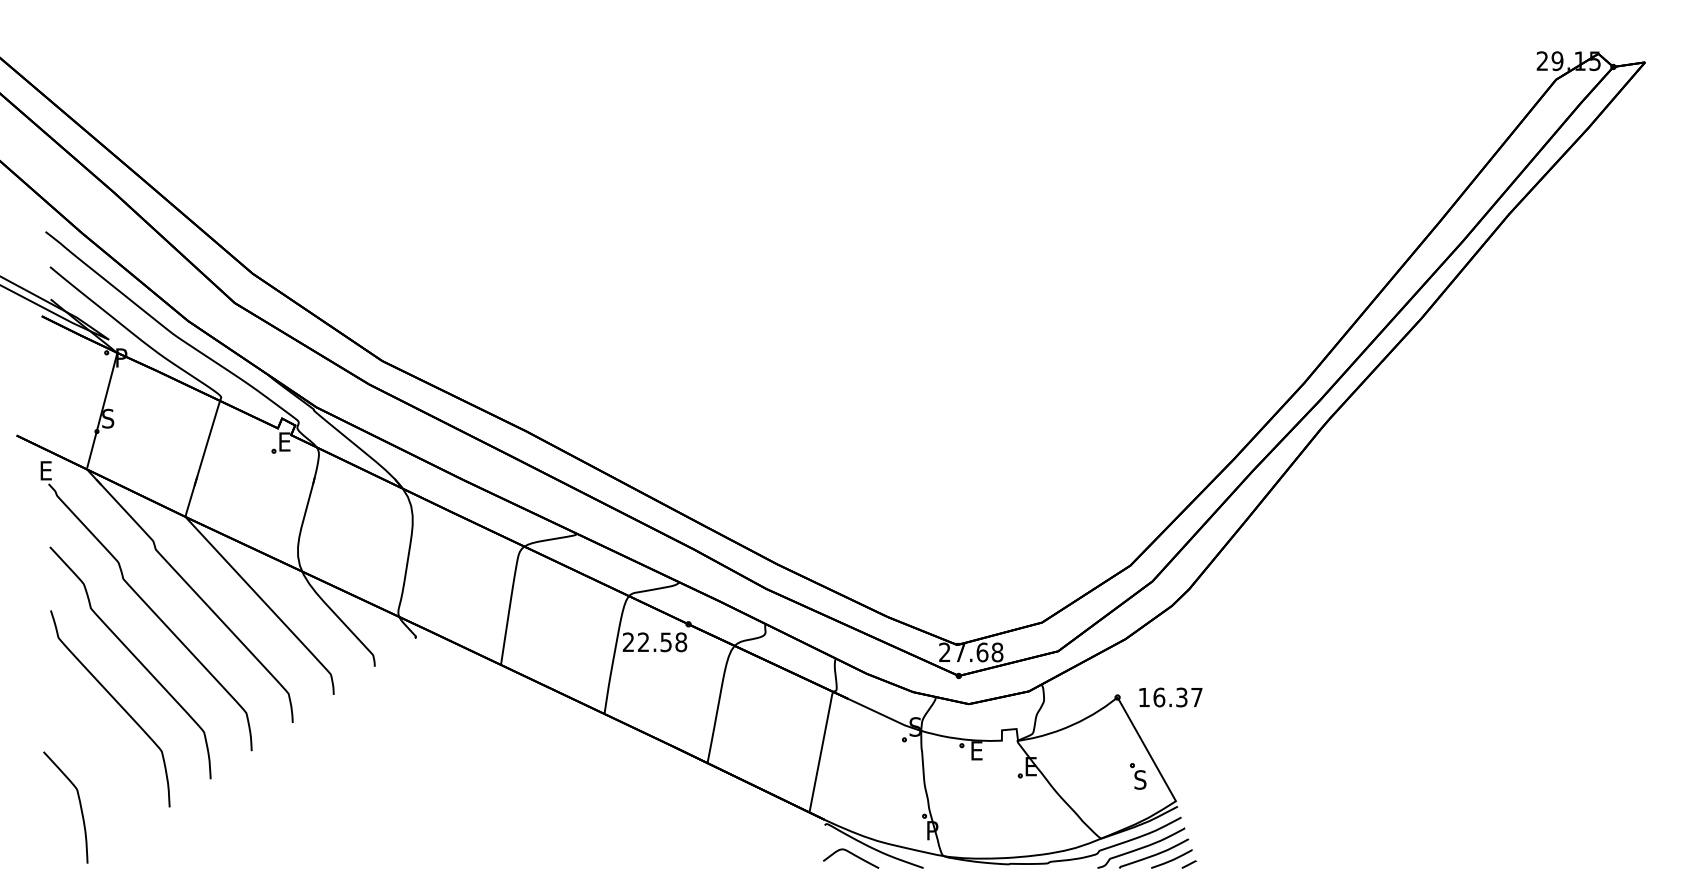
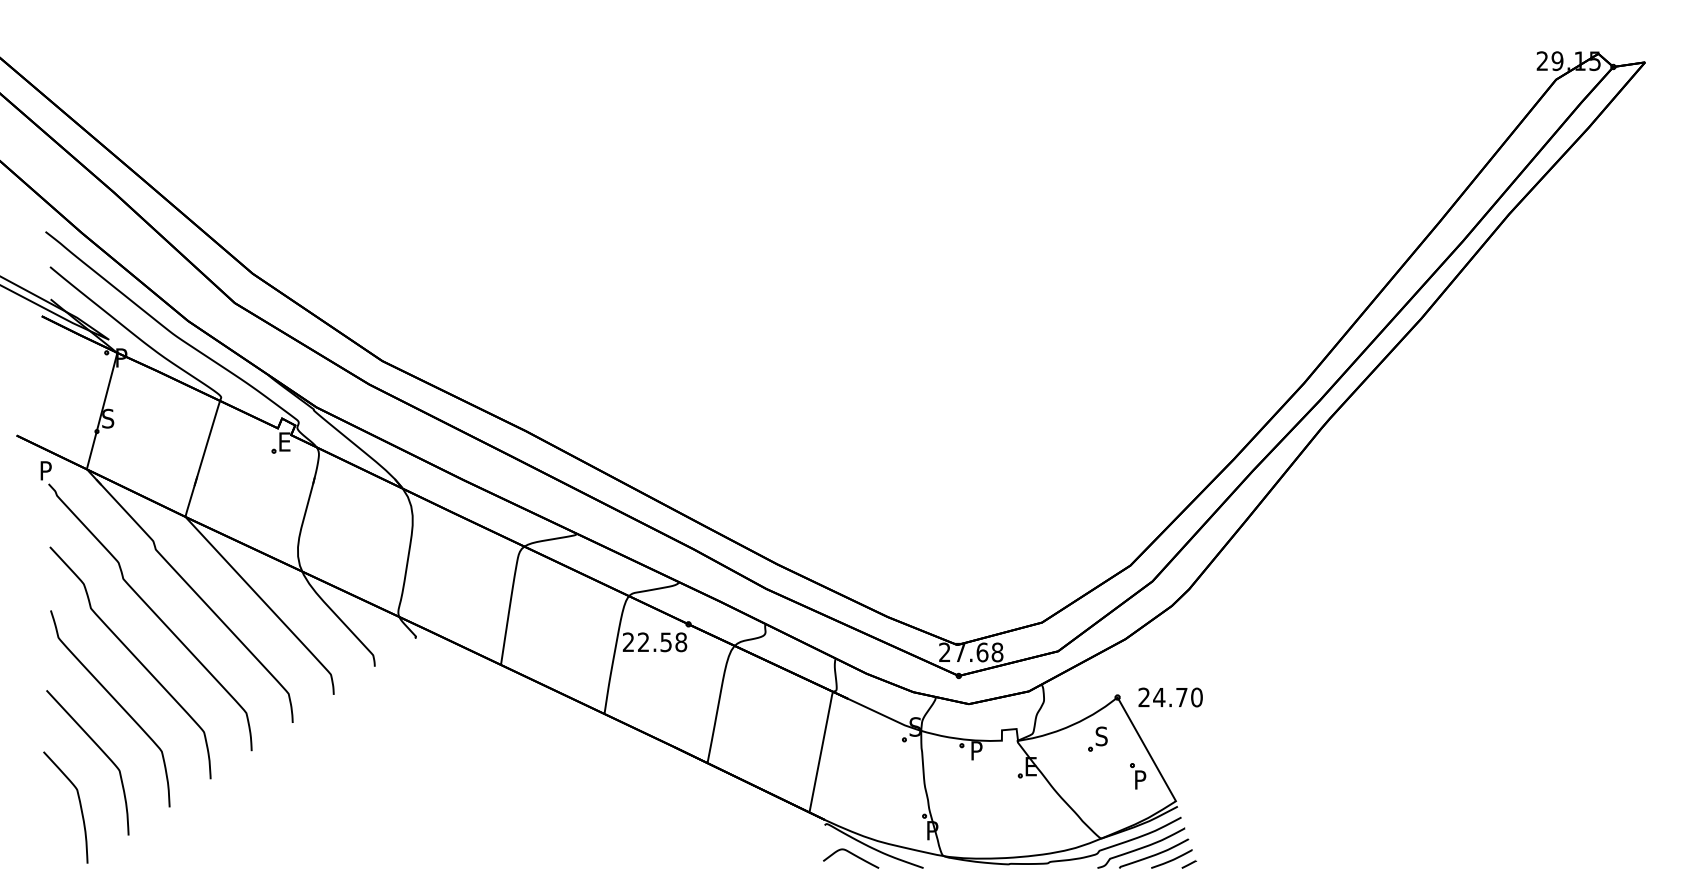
text: E -> P (47, 470)
text: 16.37 -> 24.70 (1170, 697)
part: none -> present (1097, 738)
curve: none -> present (99, 749)
text: E -> P (977, 750)
text: S -> P (1140, 779)
